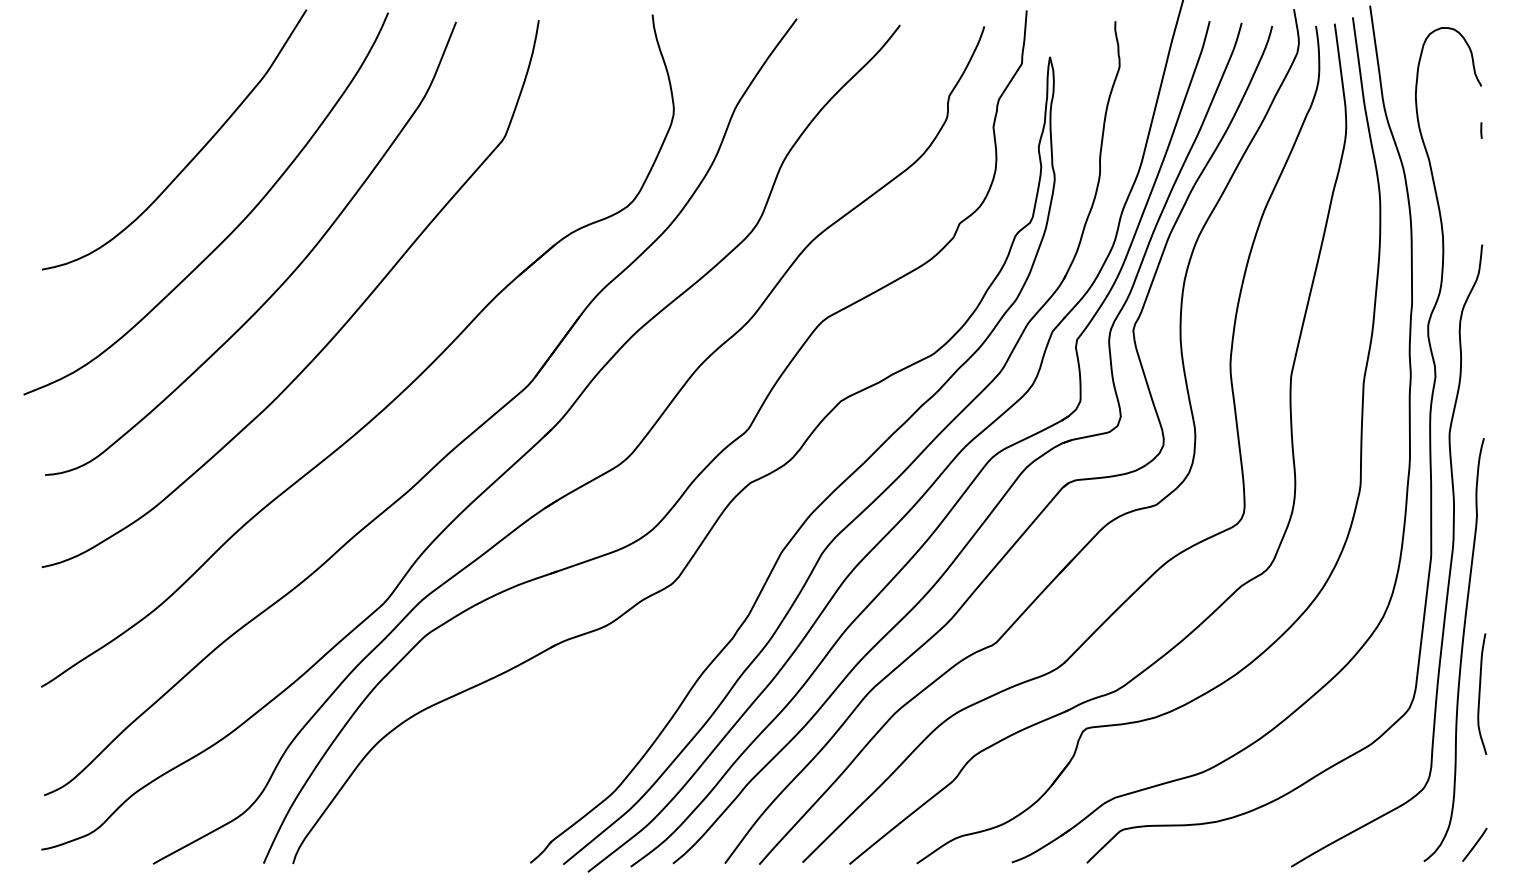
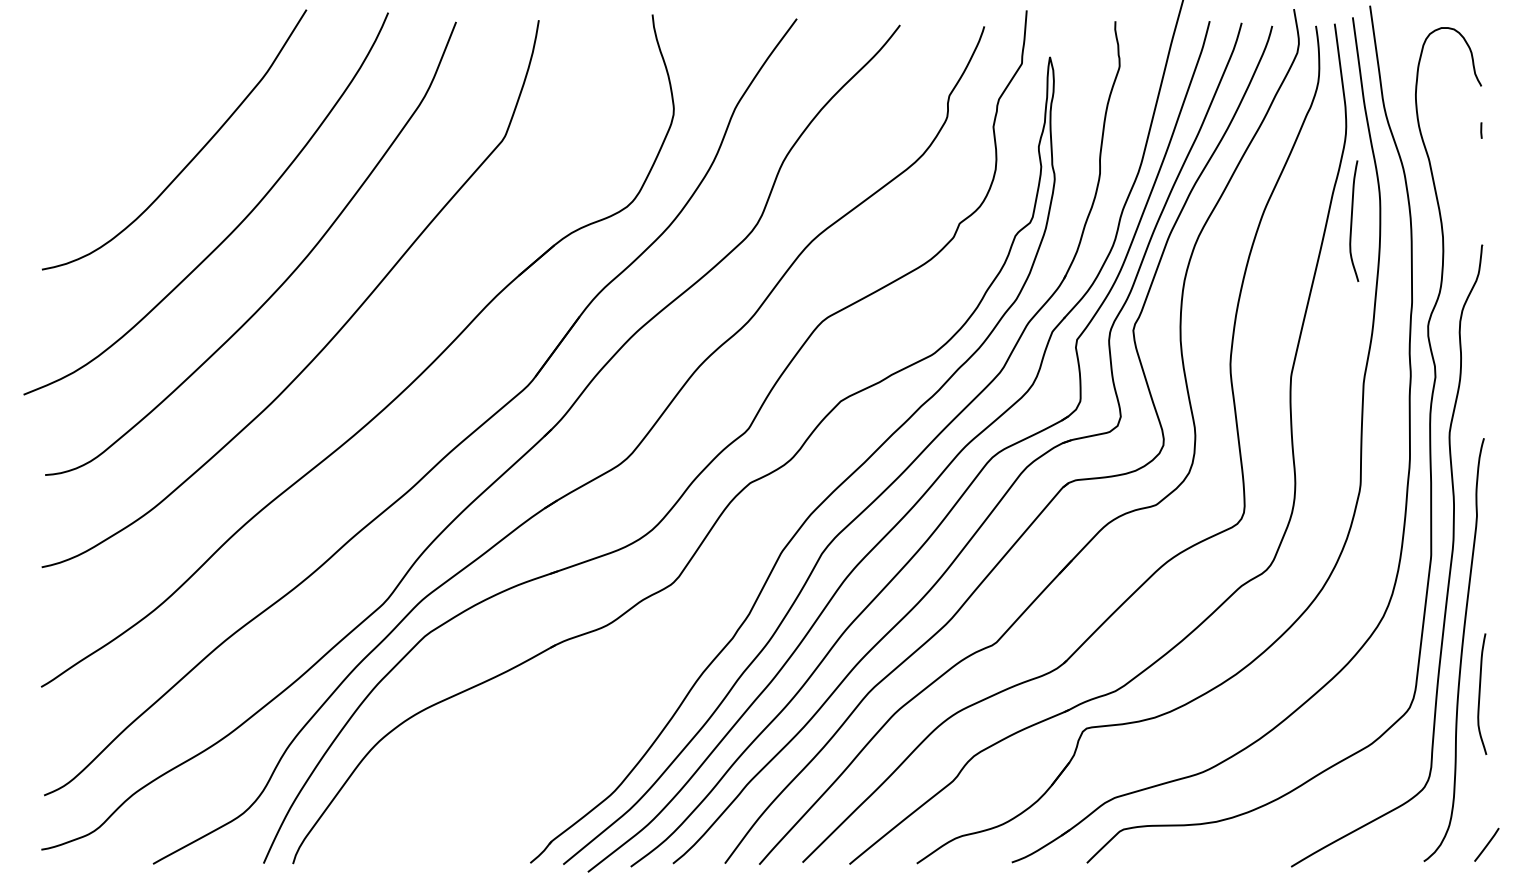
part: none -> present (1354, 220)
line position: (1474, 844) -> (1486, 844) (1486, 844)
